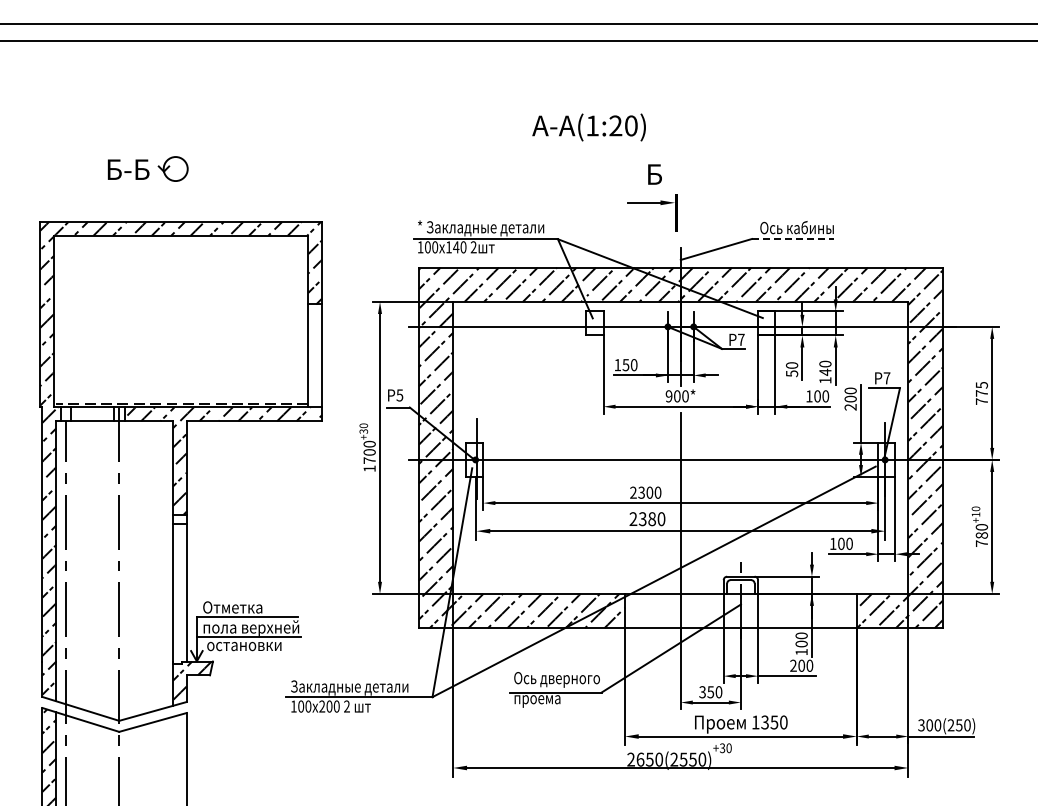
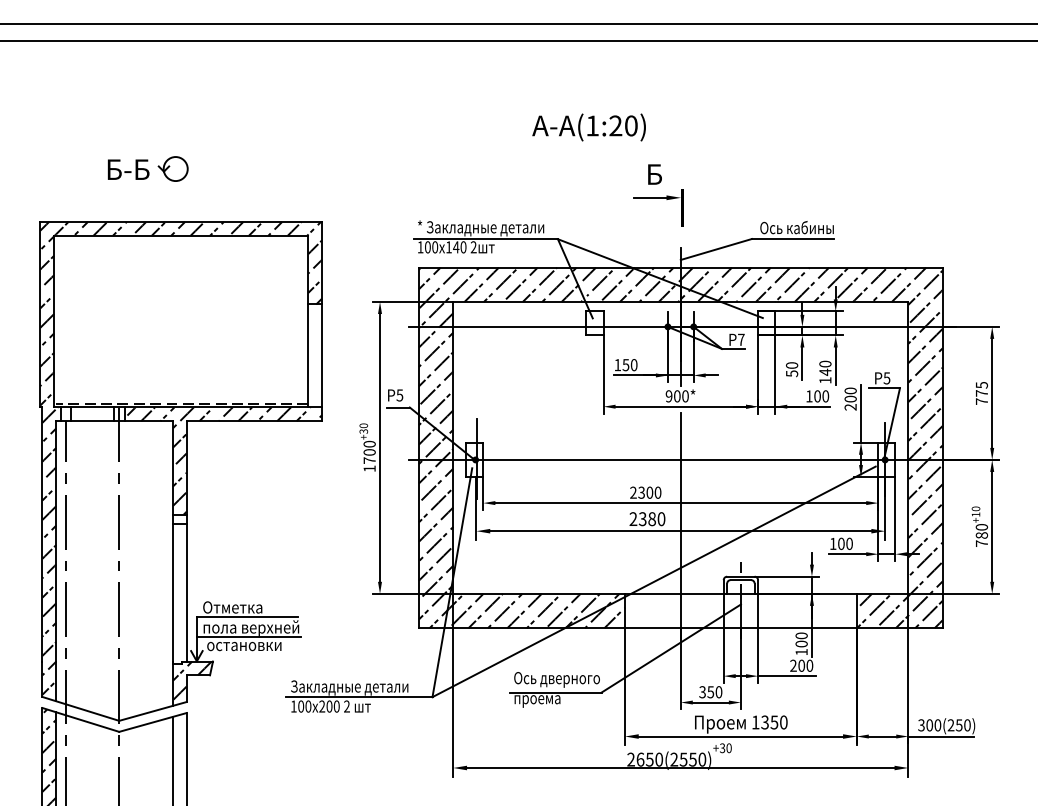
part position: (652, 203) -> (658, 198) (658, 198)
line: dashed -> solid (793, 239)
text: P7 -> P5 (886, 378)
line: none -> present (172, 759)
